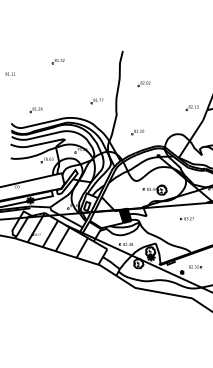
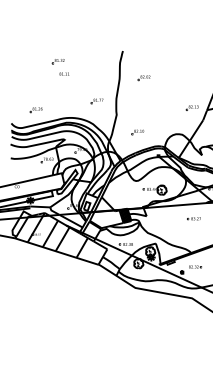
text position: (10, 73) -> (64, 73) (64, 73)
part position: (143, 84) -> (143, 78) (143, 78)
part position: (186, 218) -> (193, 218) (193, 218)
